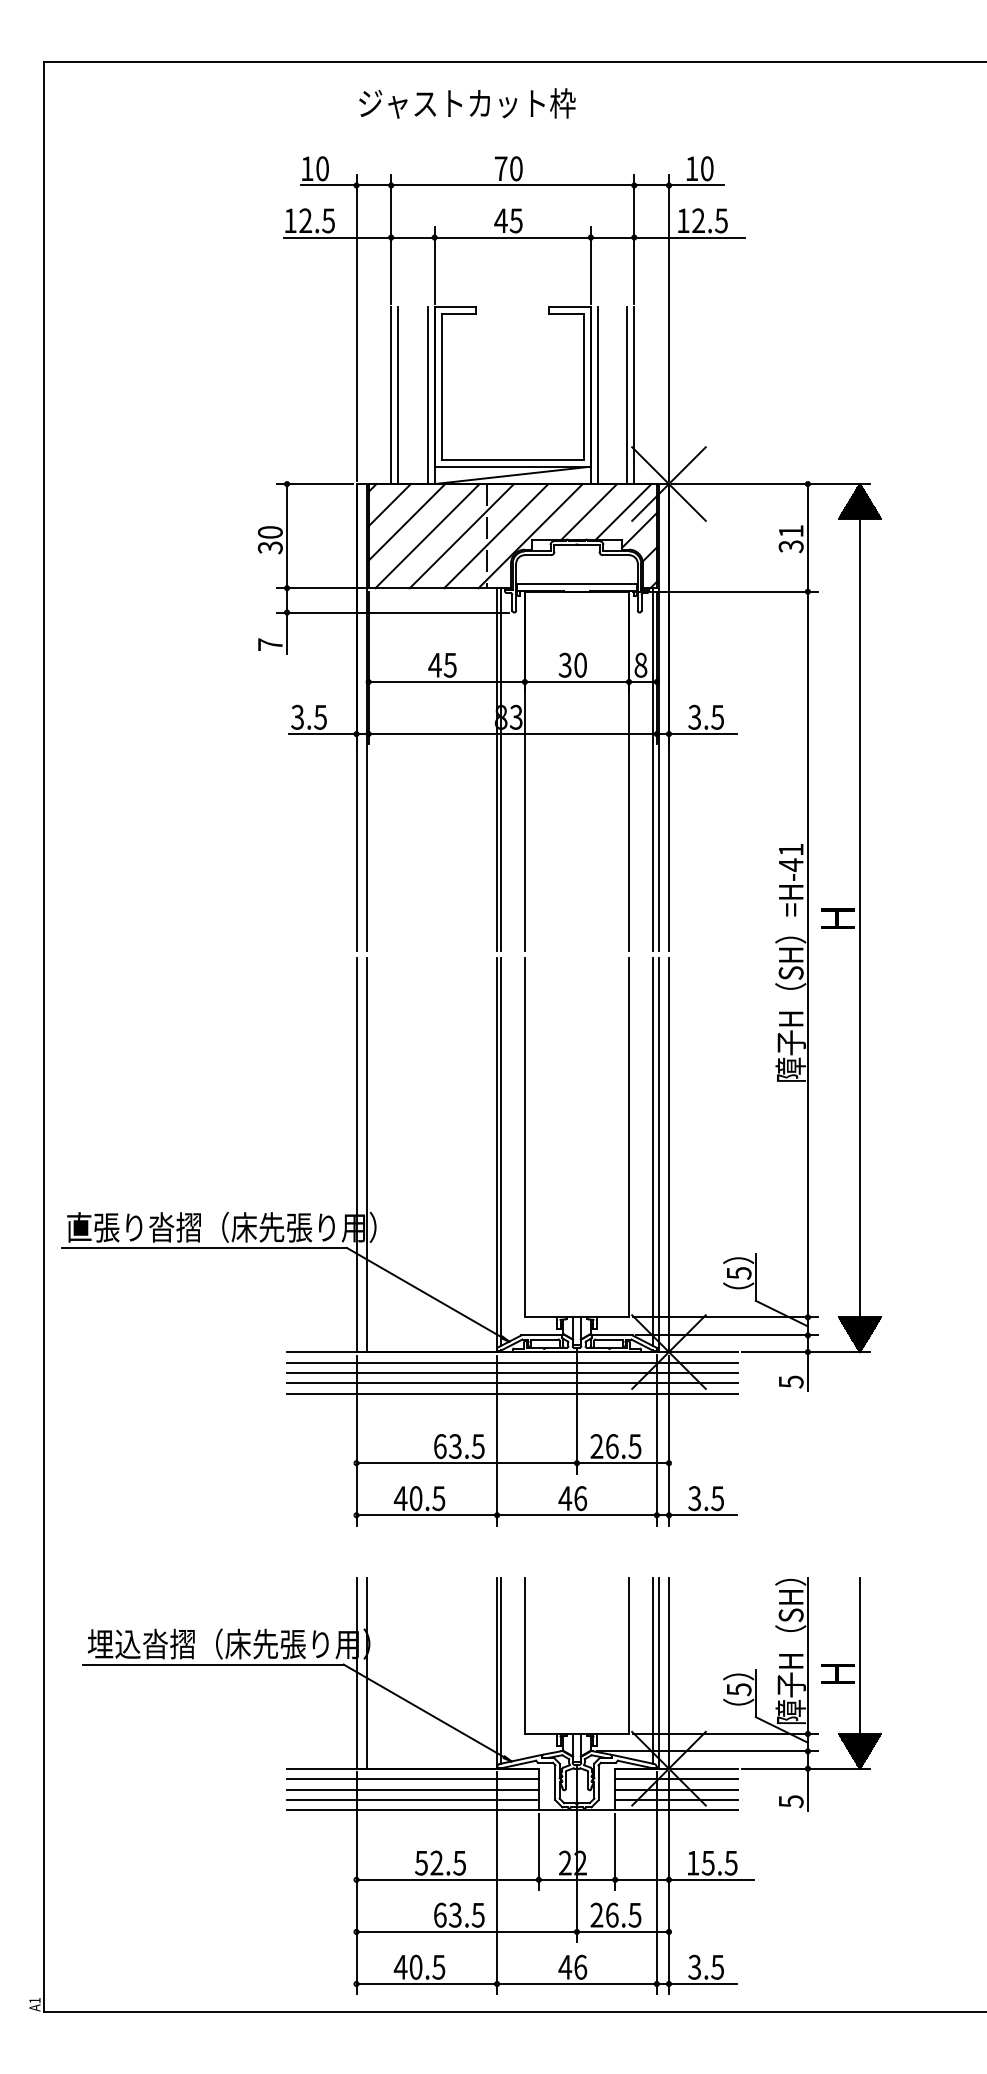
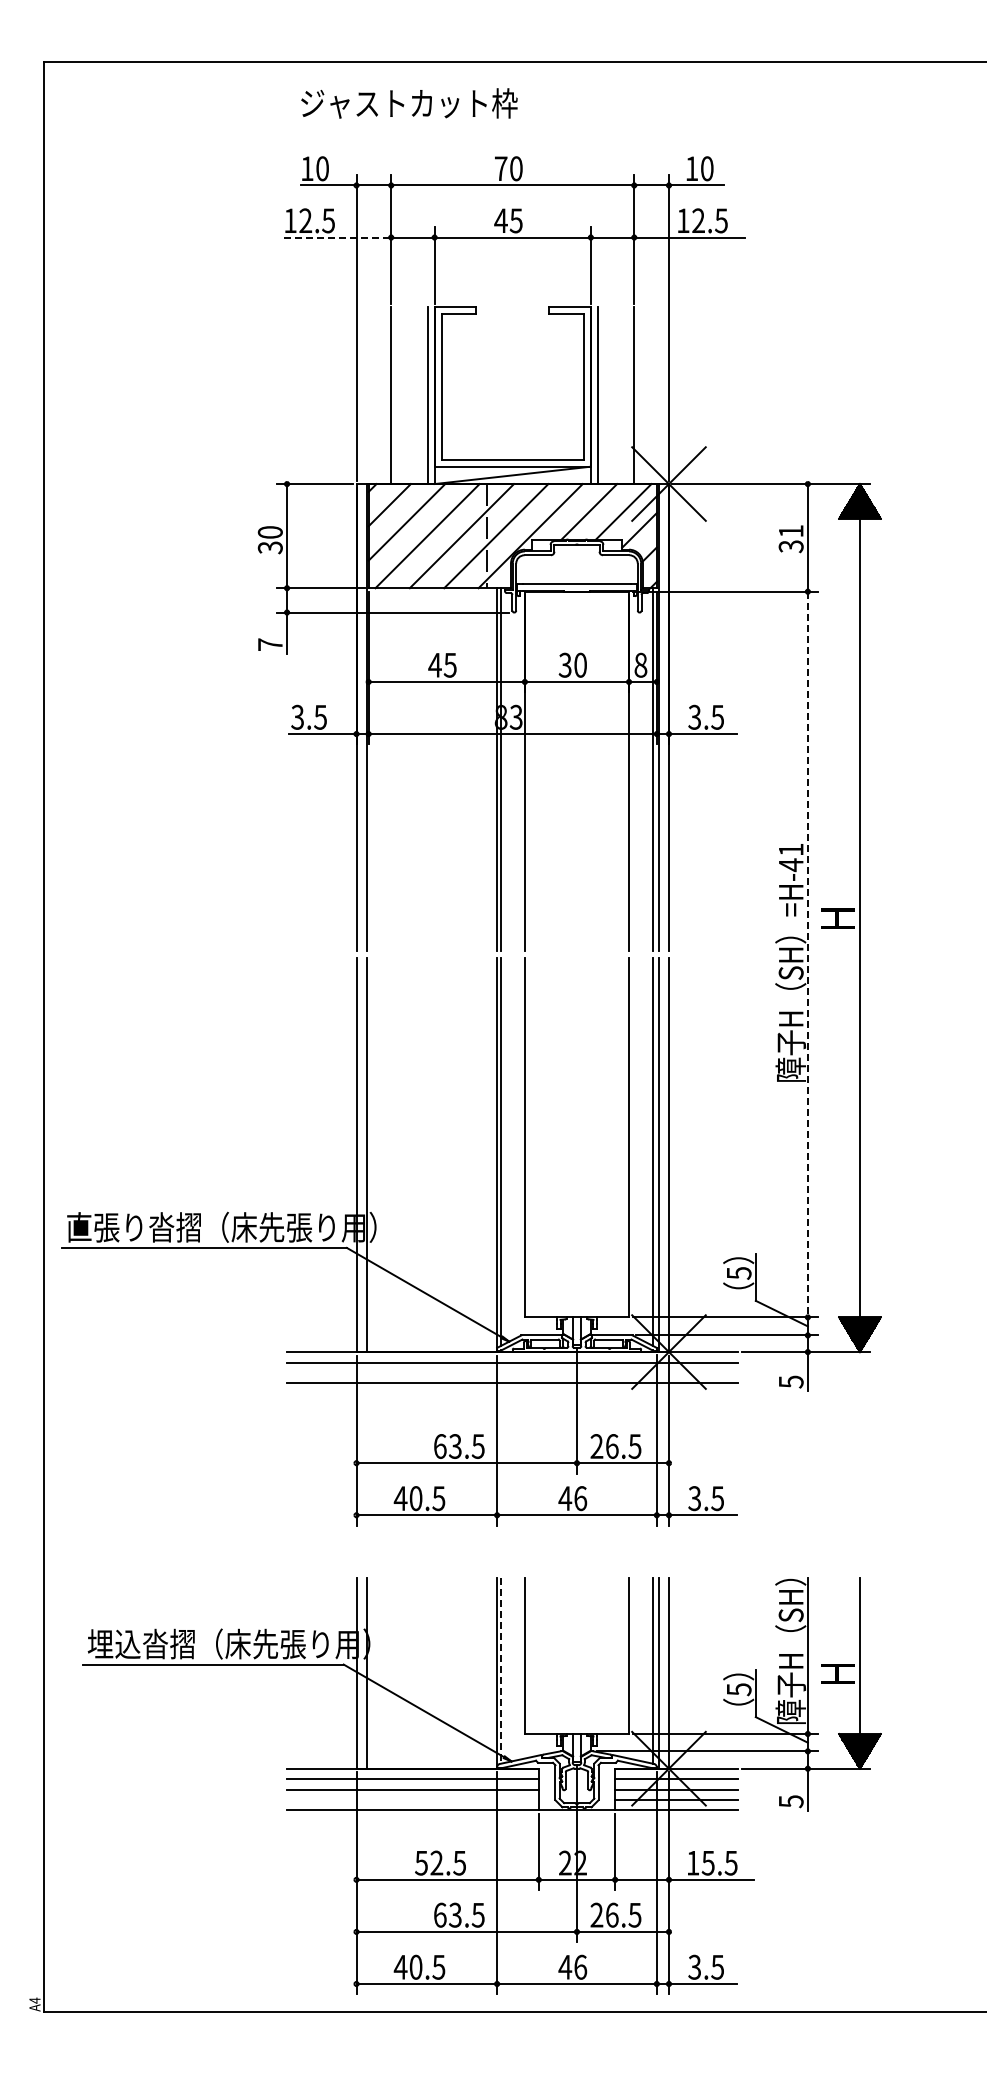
text position: (467, 103) -> (409, 103) (409, 103)
line: solid -> dashed (337, 237)
line: present -> none (398, 395)
line: present -> none (627, 395)
line: solid -> dashed (807, 954)
line: present -> none (512, 1372)
line: present -> none (512, 1393)
line: solid -> dashed (501, 1670)
line: present -> none (412, 1799)
text: A1 -> A4 (34, 2000)
